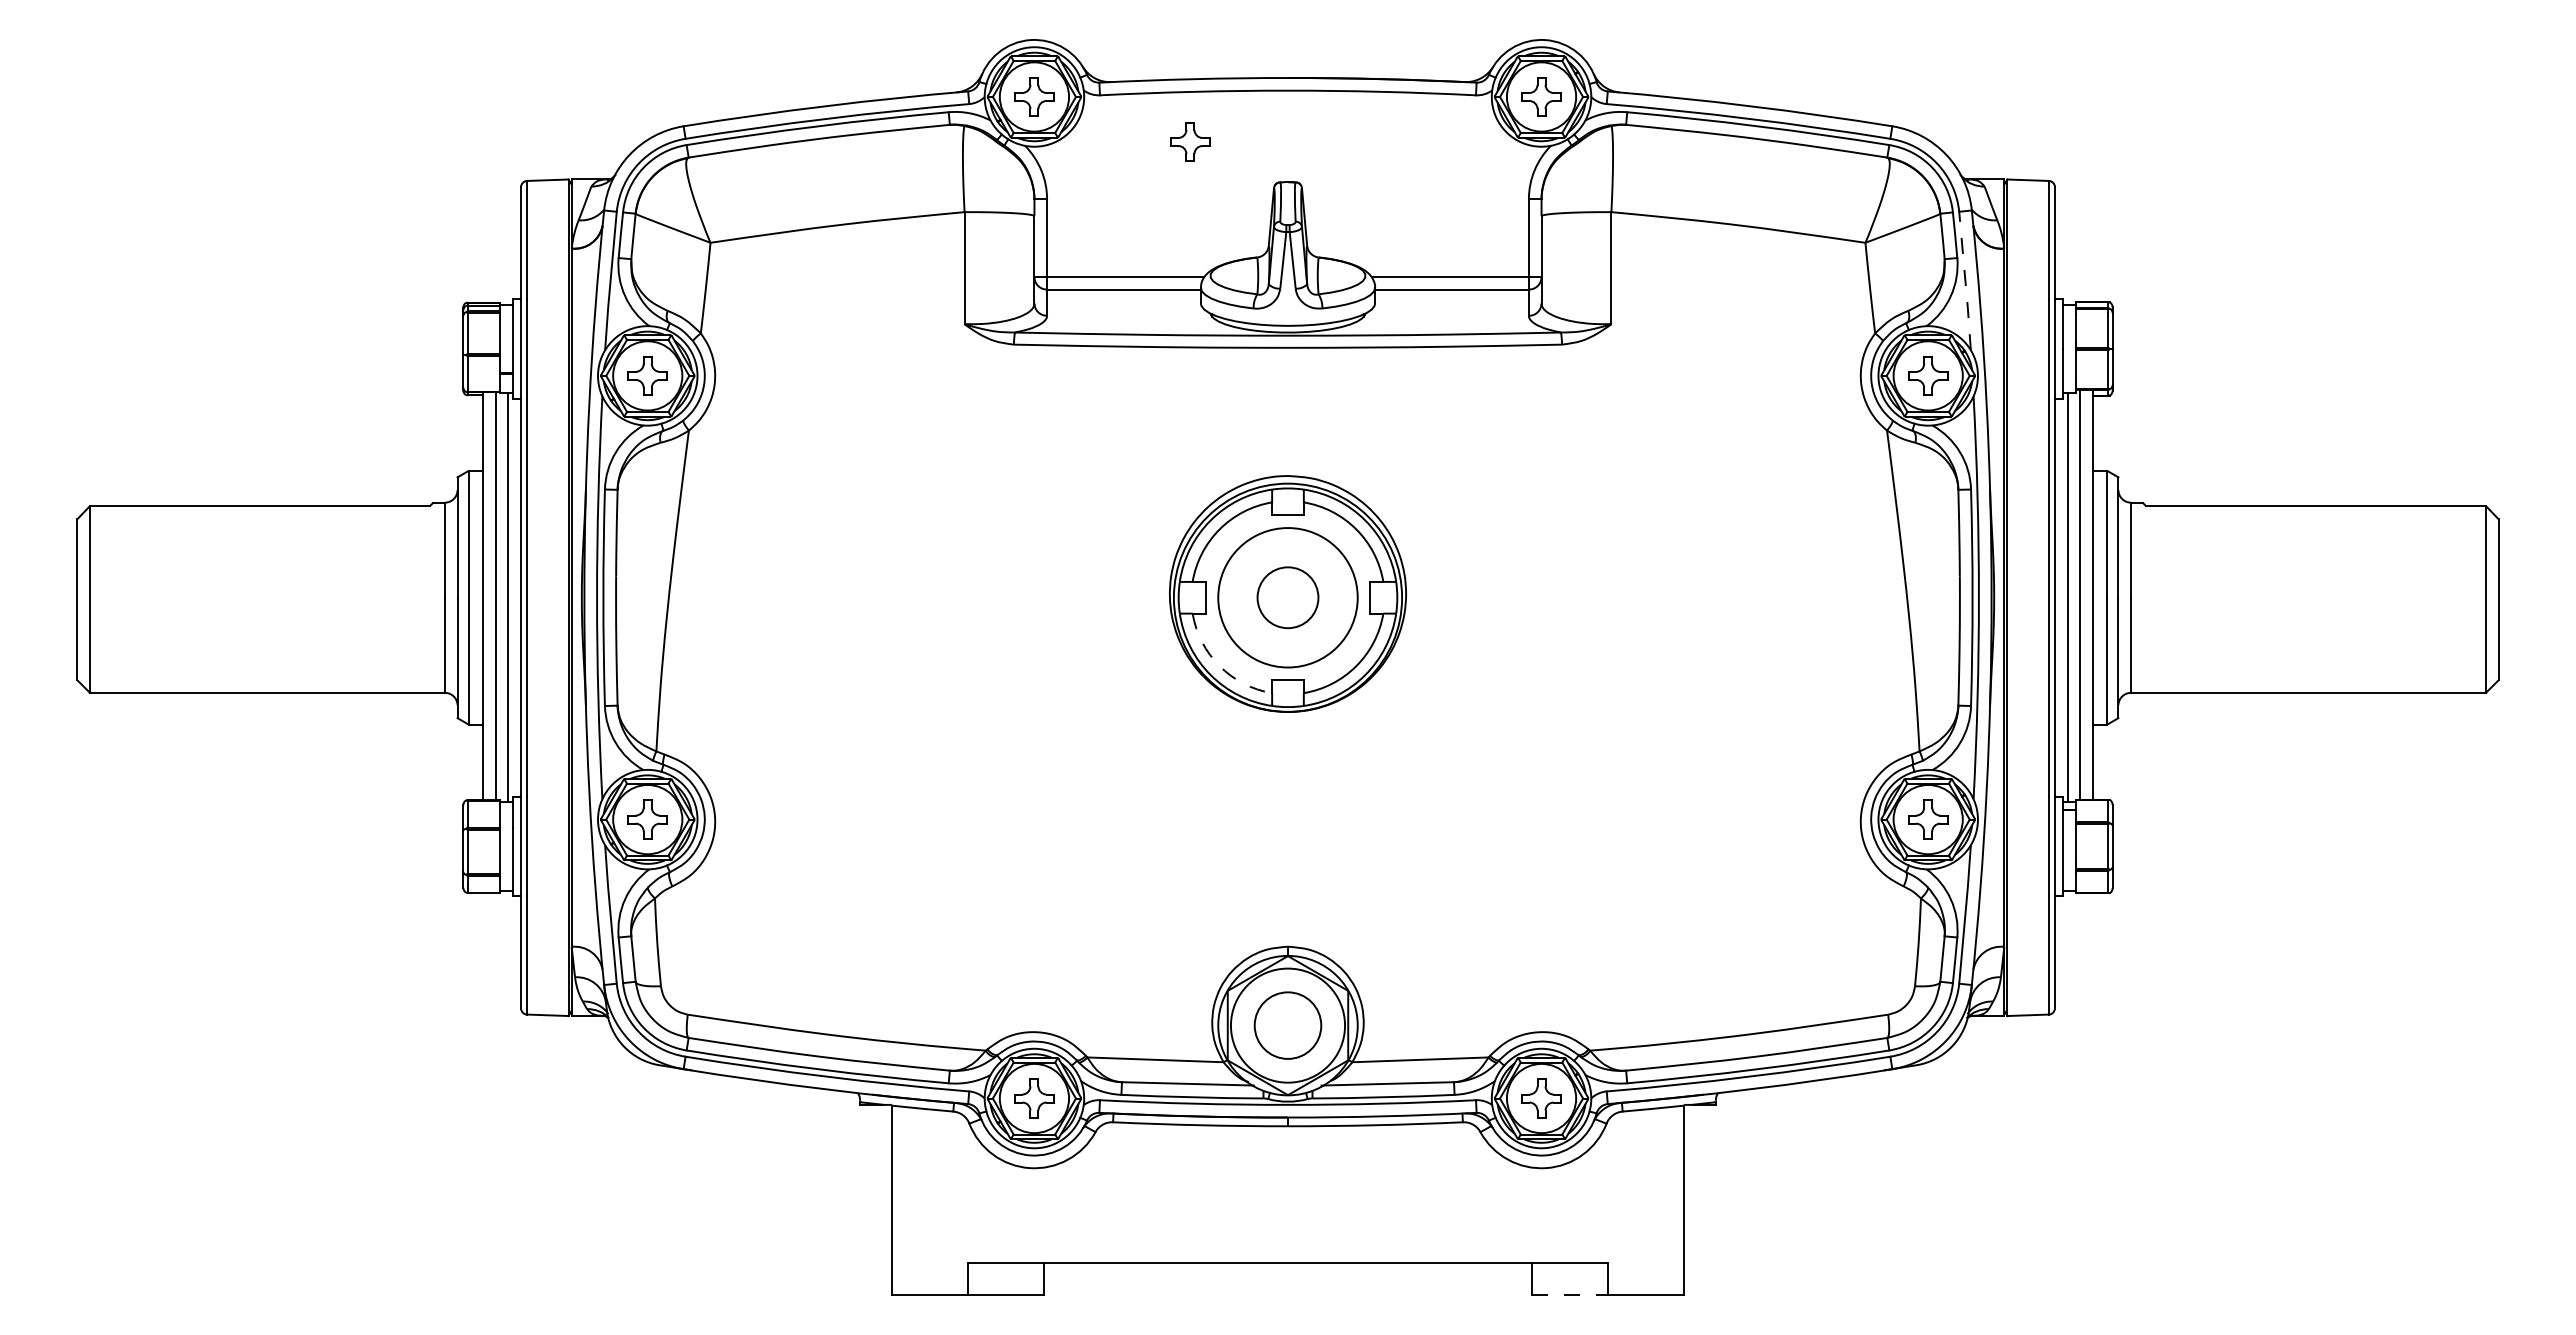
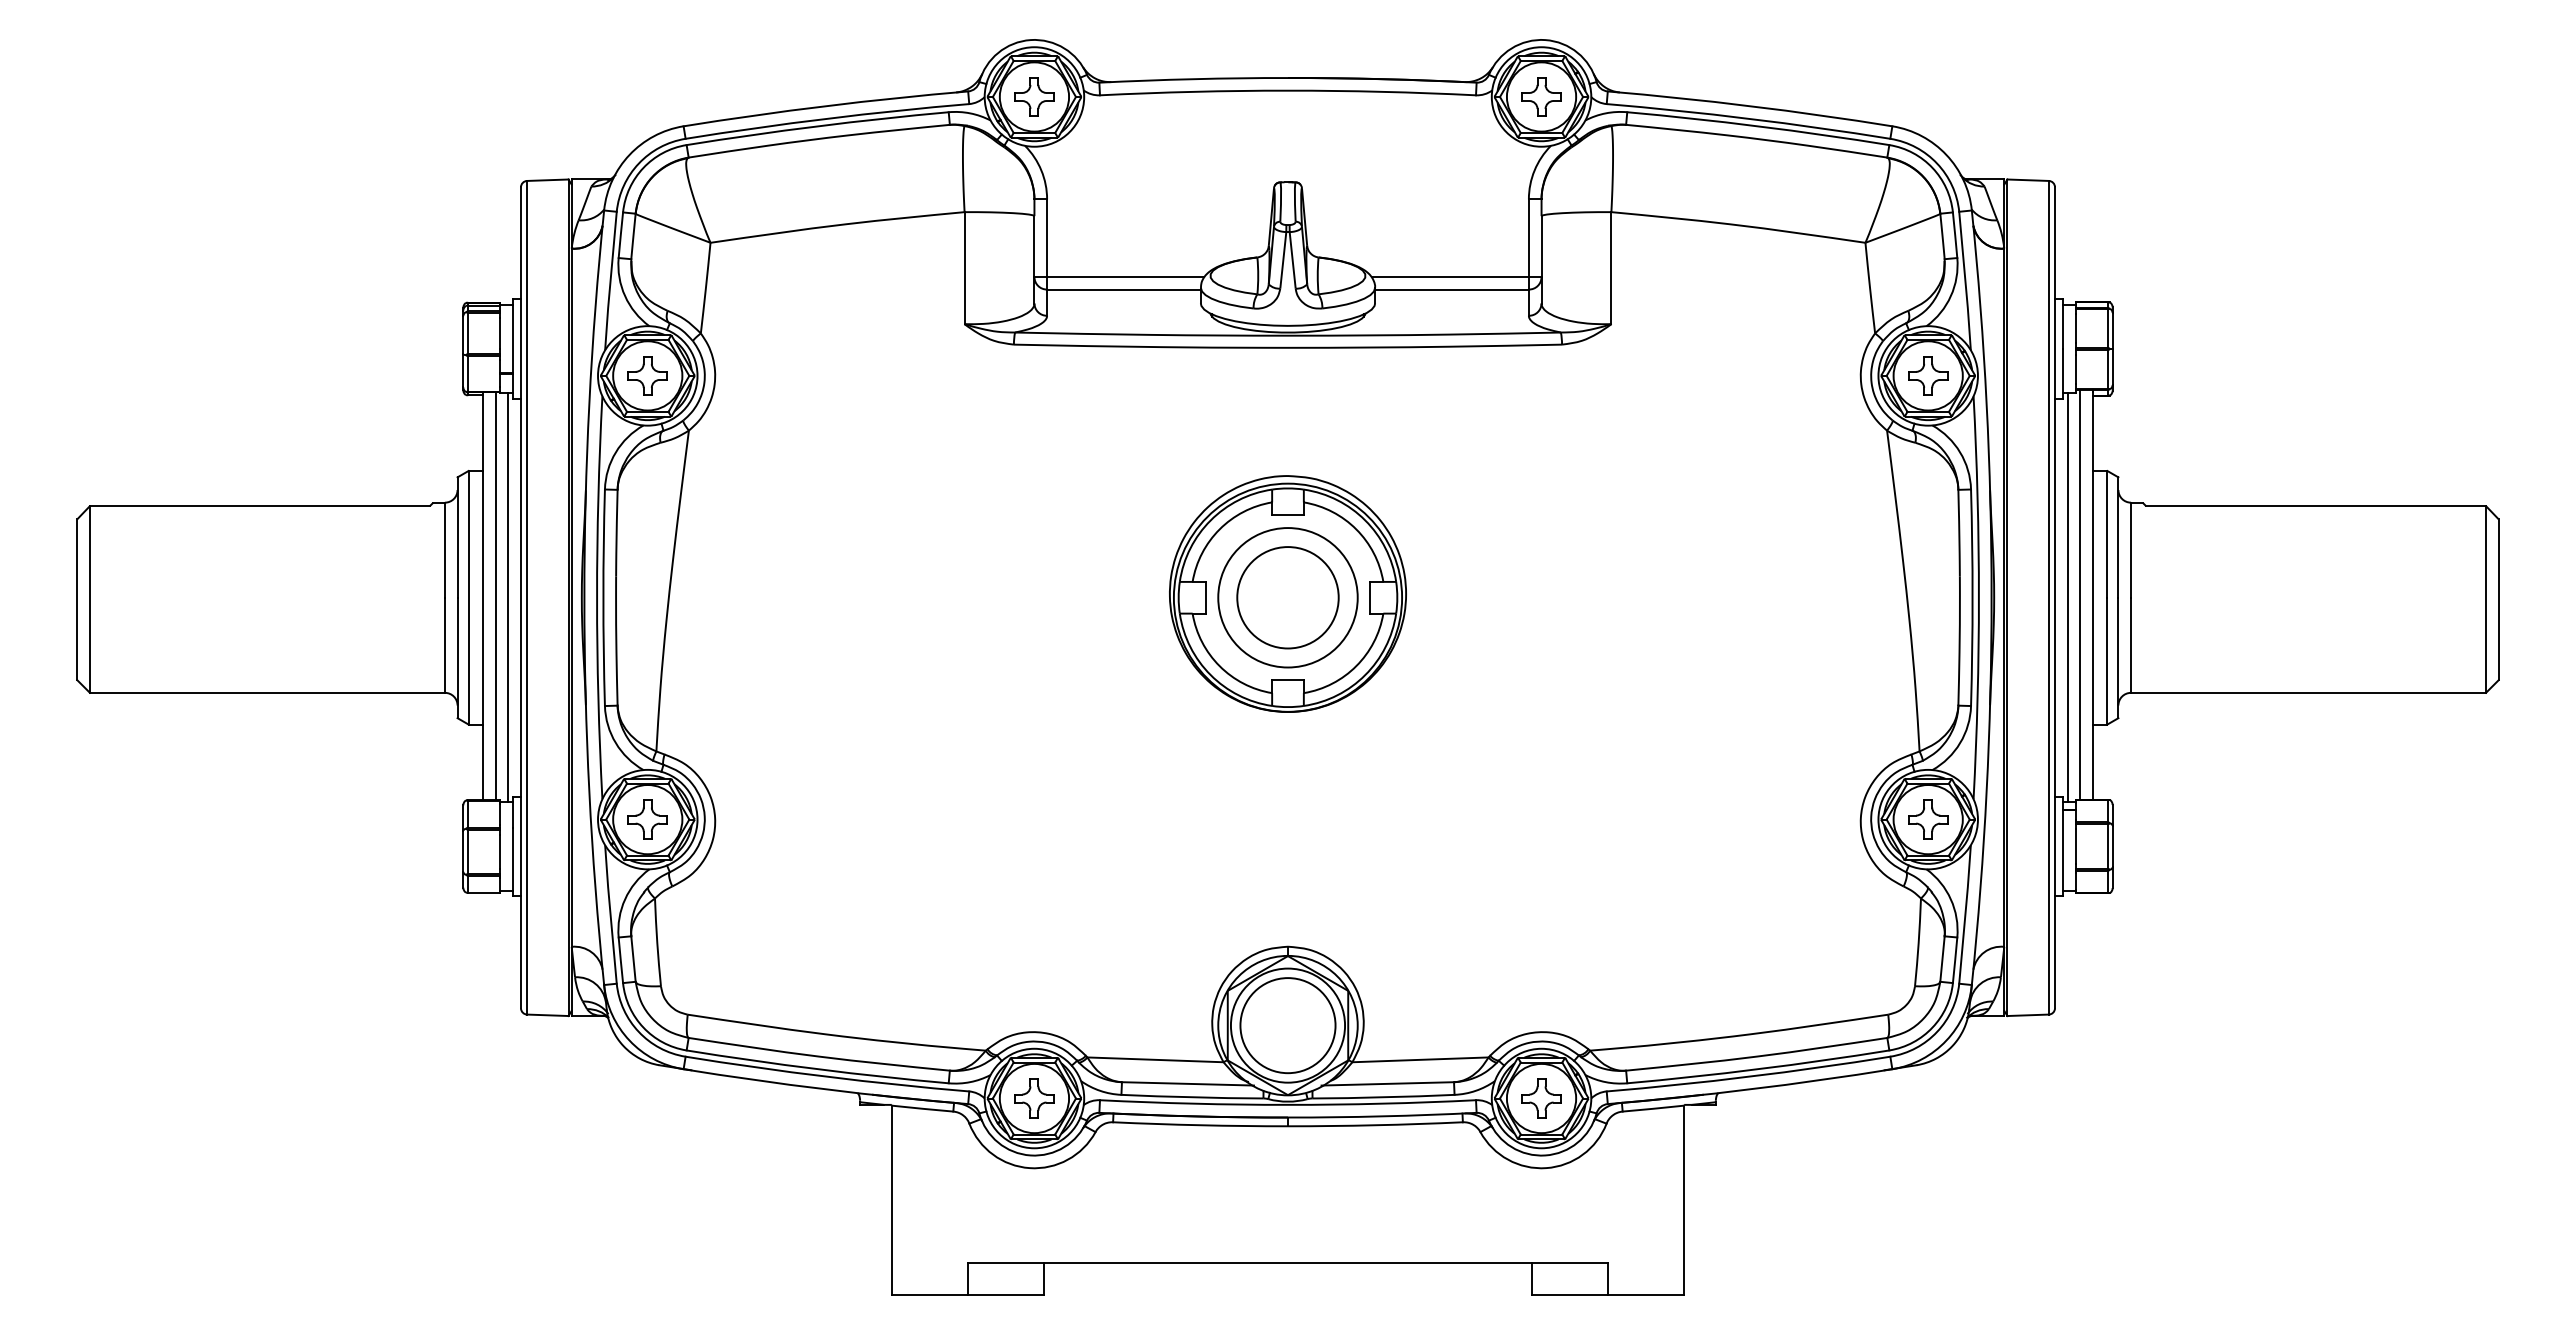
part: present -> none (1190, 141)
line: dashed -> solid (1965, 281)
circle diameter: 61 px -> 101 px (1287, 597)
arc: dashed -> solid (1219, 666)
circle diameter: 67 px -> 95 px (1287, 1025)
line: dashed -> solid (1570, 1295)
